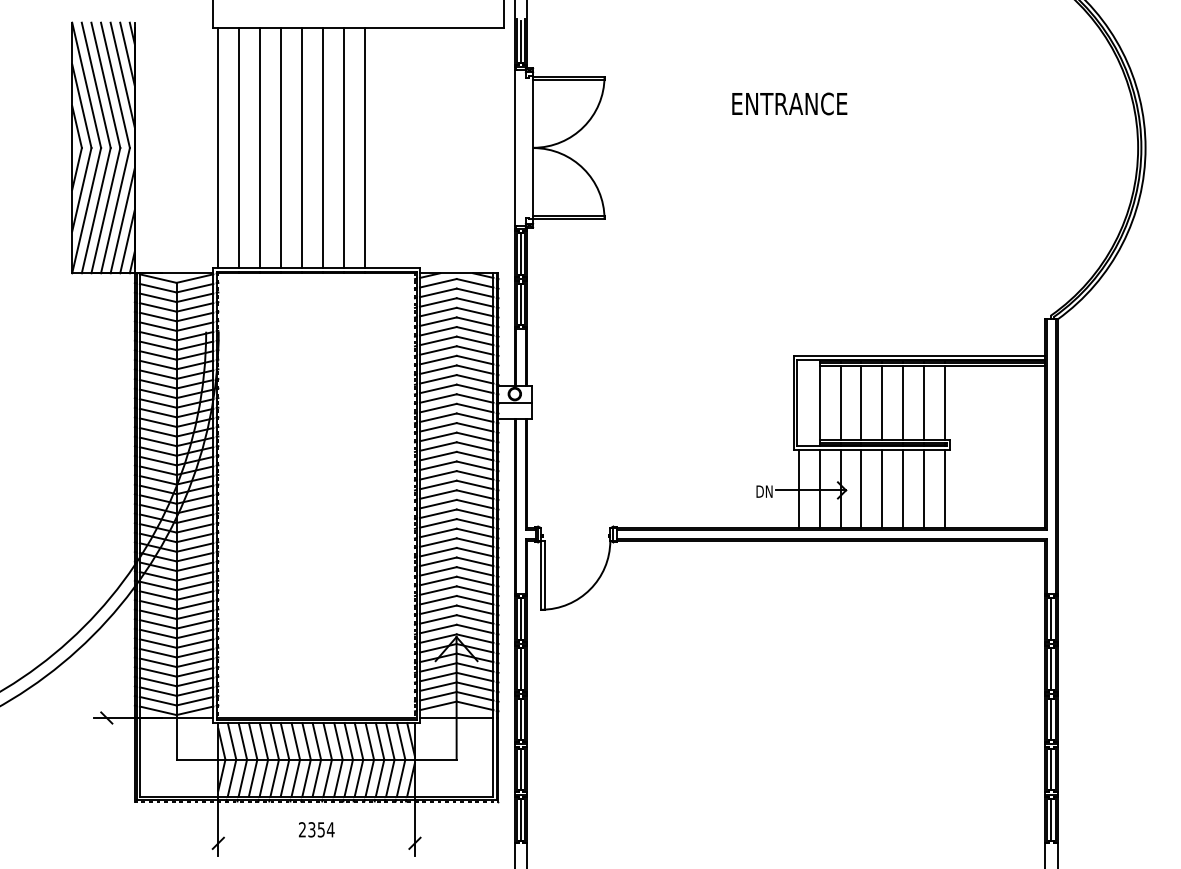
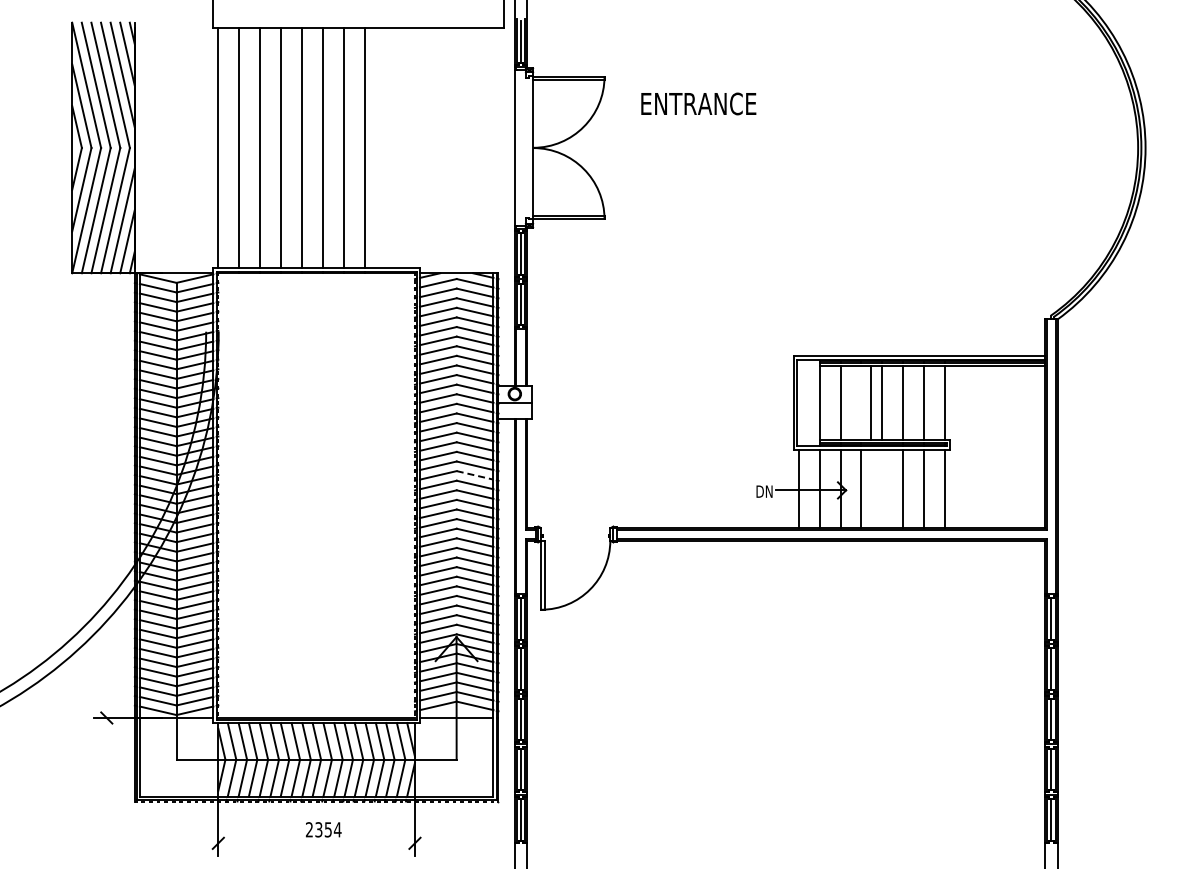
text position: (789, 103) -> (698, 103) (698, 103)
line position: (861, 402) -> (871, 402) (871, 402)
line: solid -> dashed (475, 475)
line: present -> none (882, 488)
text position: (316, 829) -> (323, 829) (323, 829)
